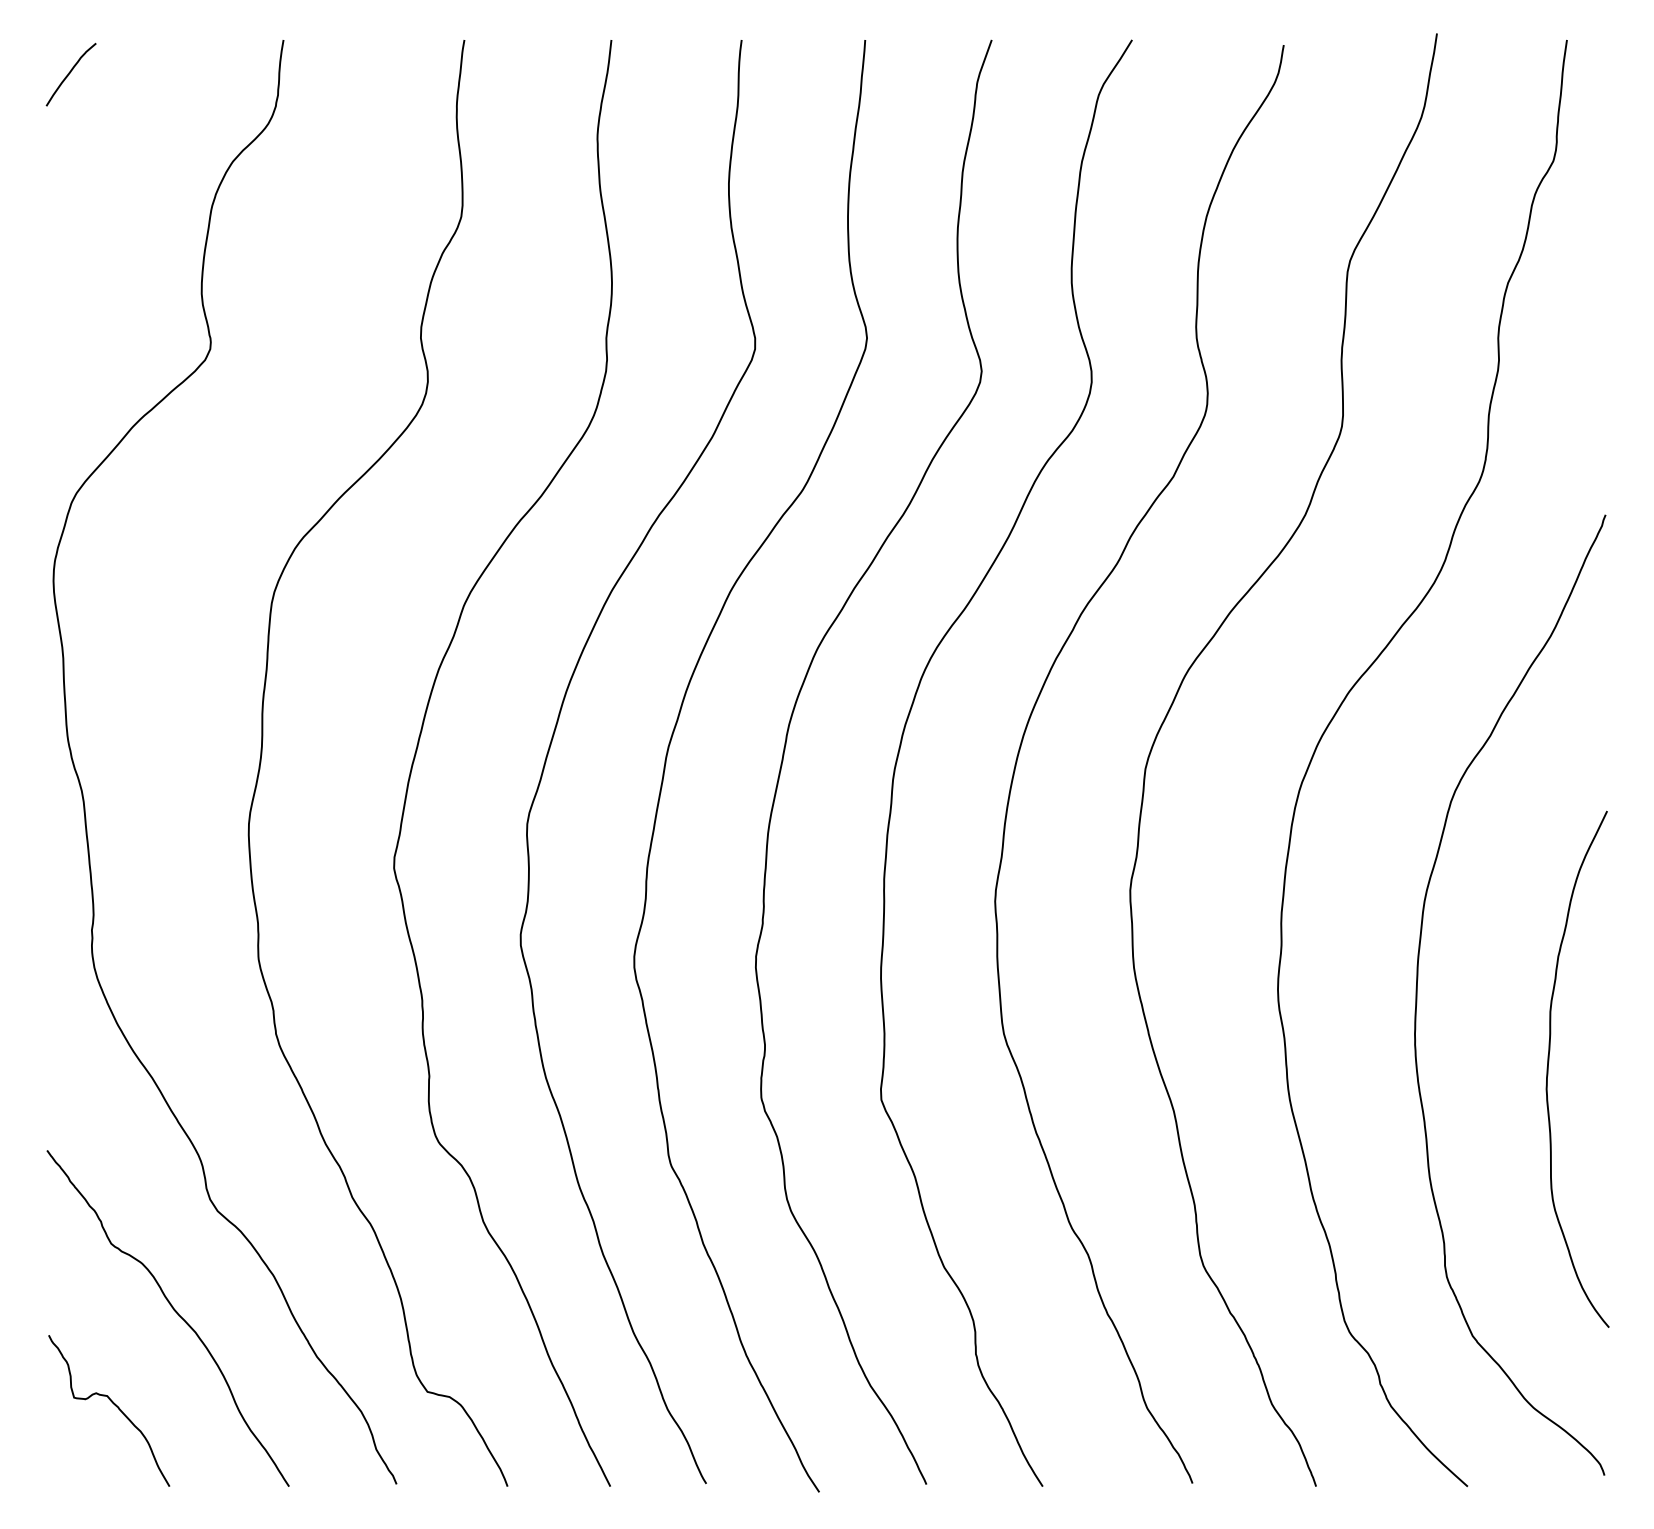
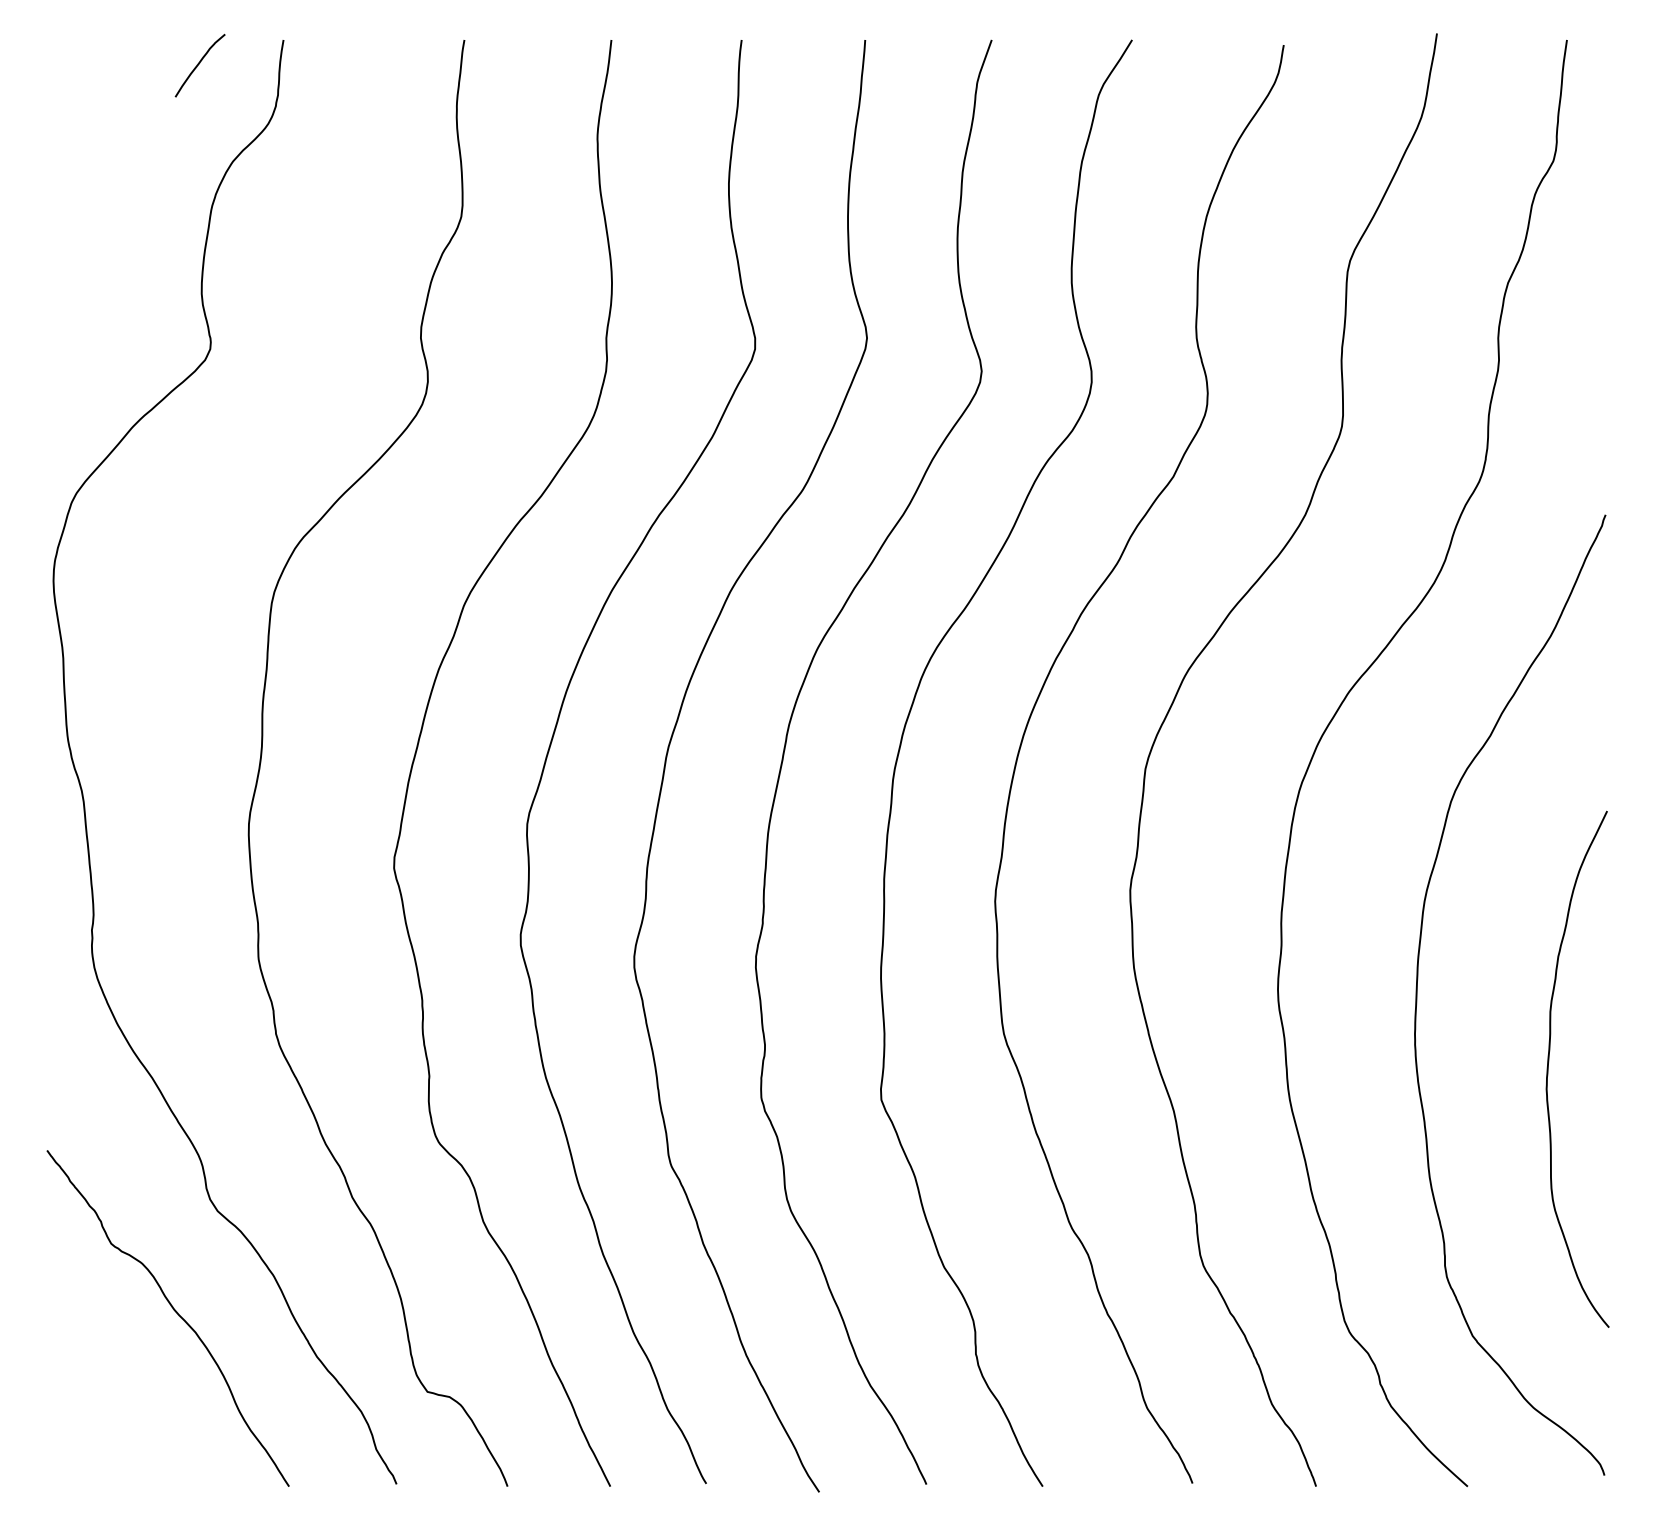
curve position: (70, 73) -> (199, 64) (199, 64)
curve: present -> none (114, 1405)
